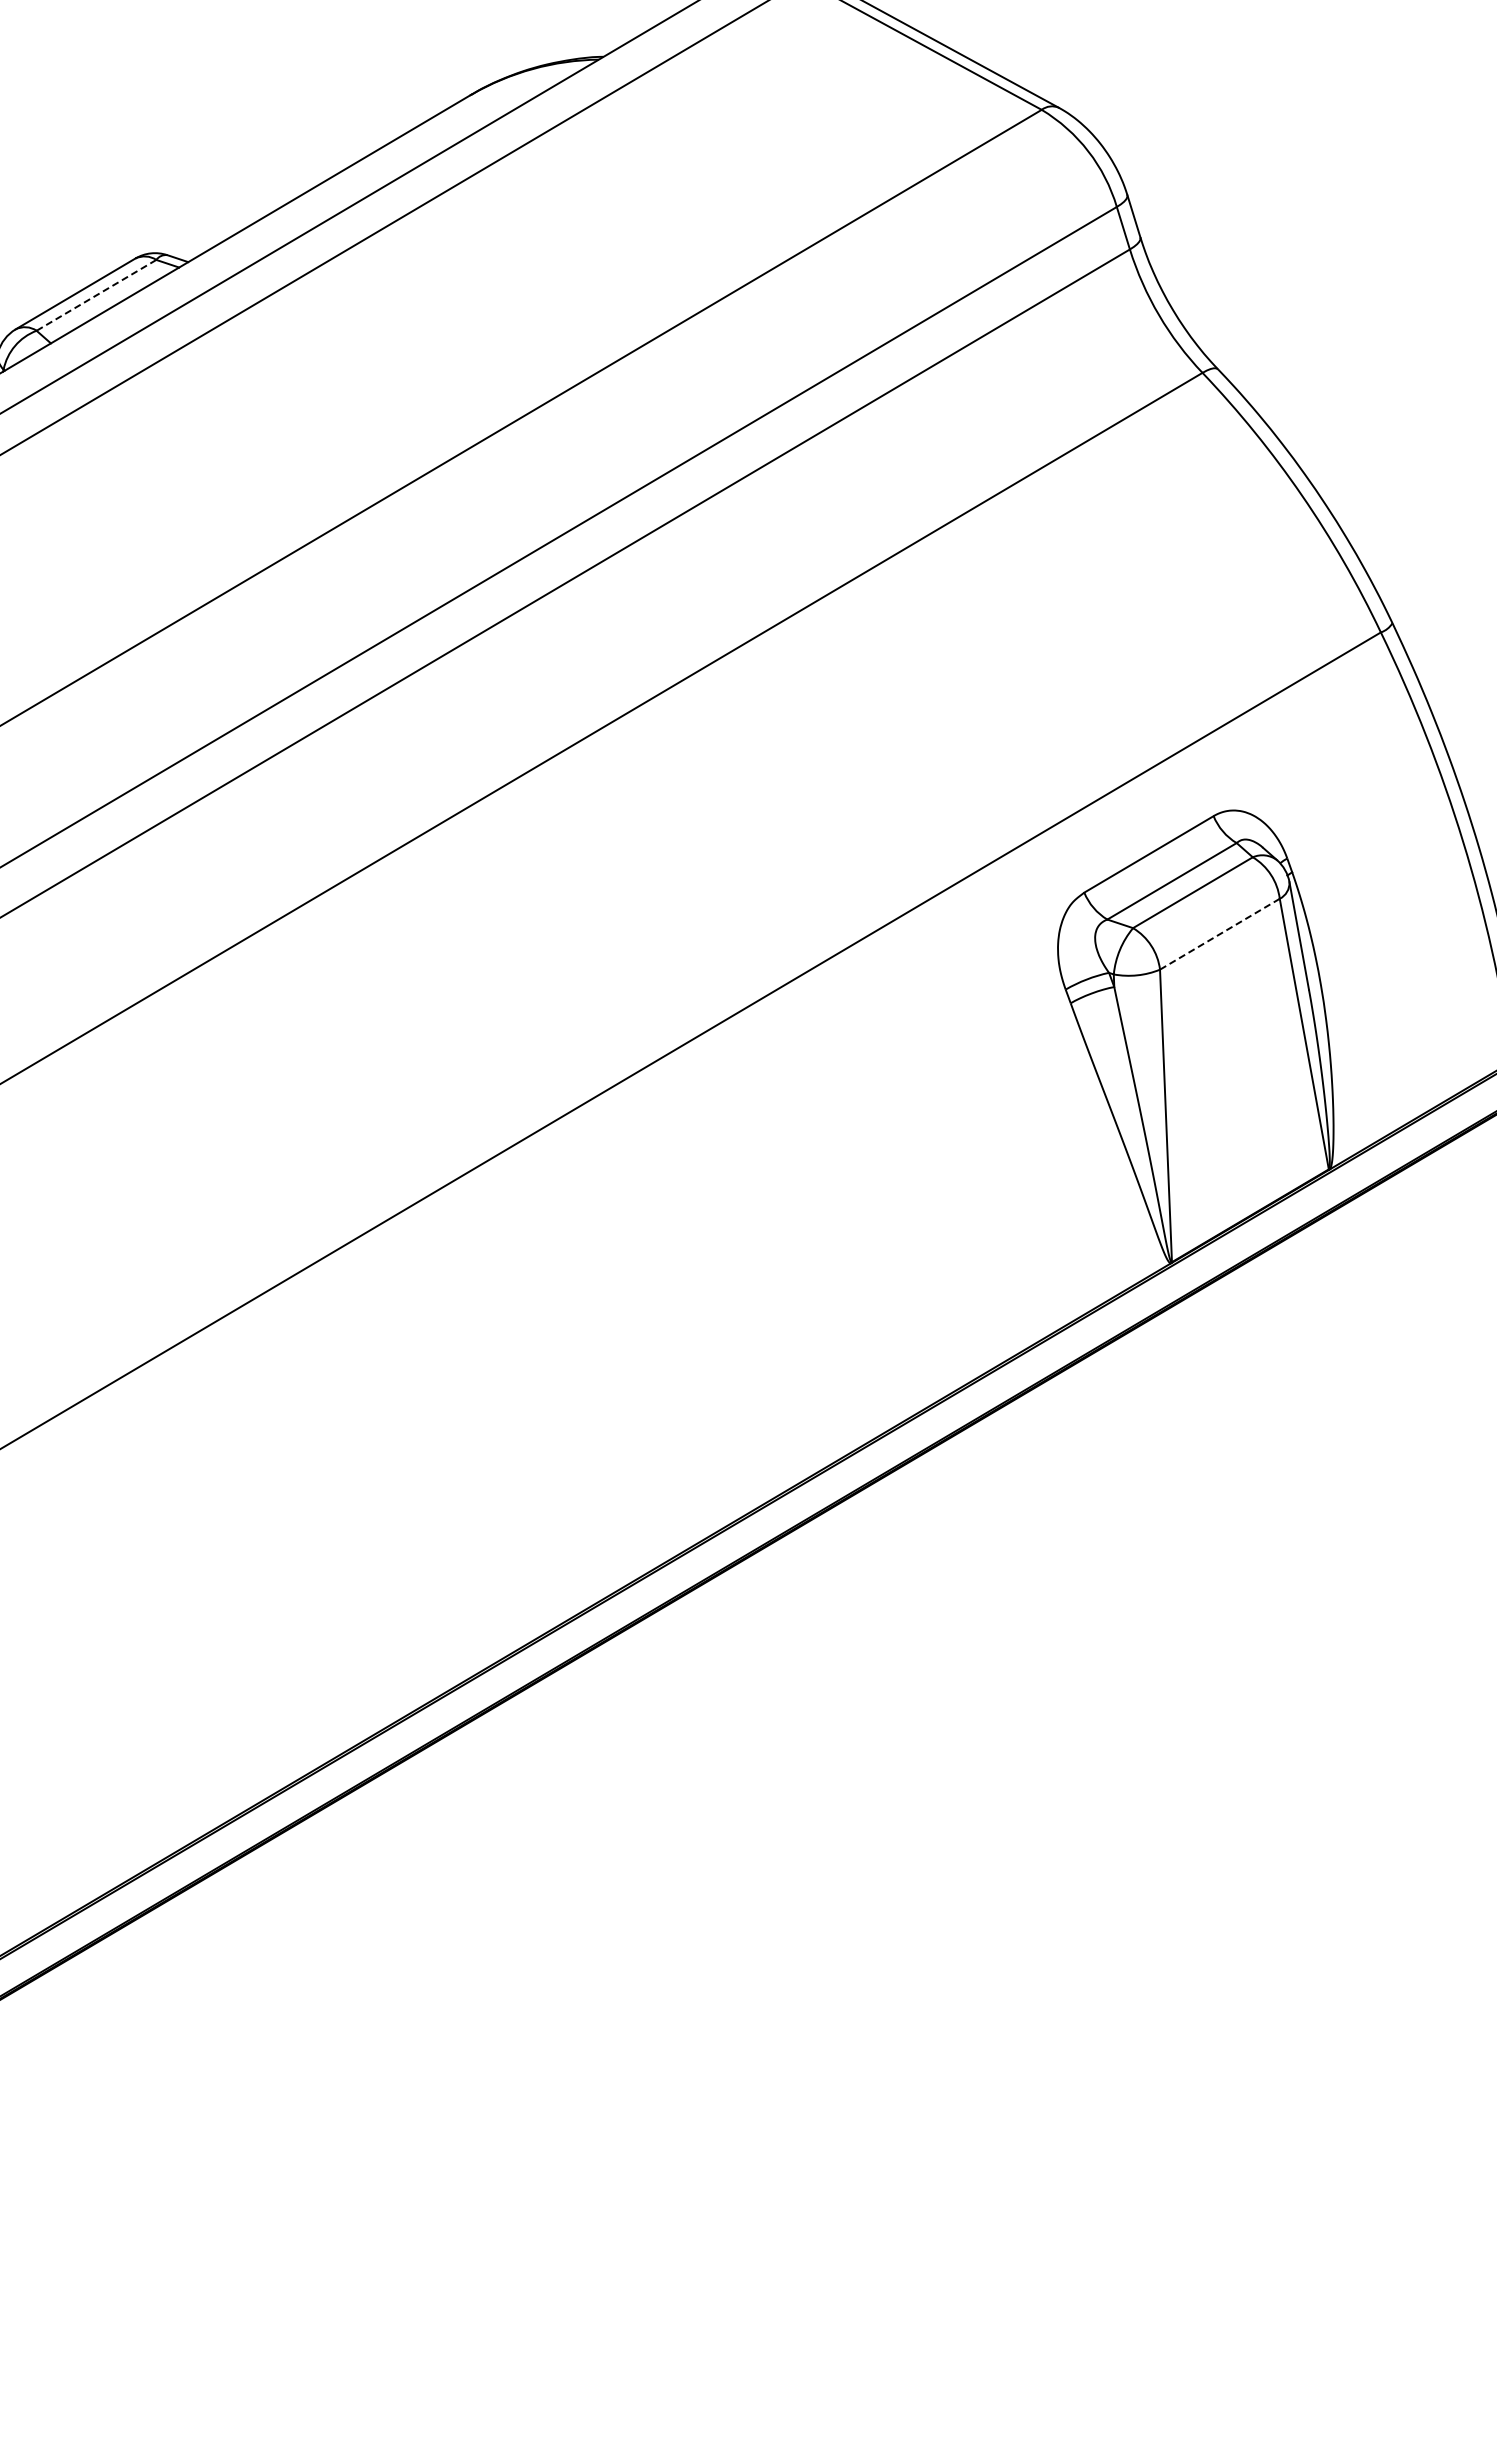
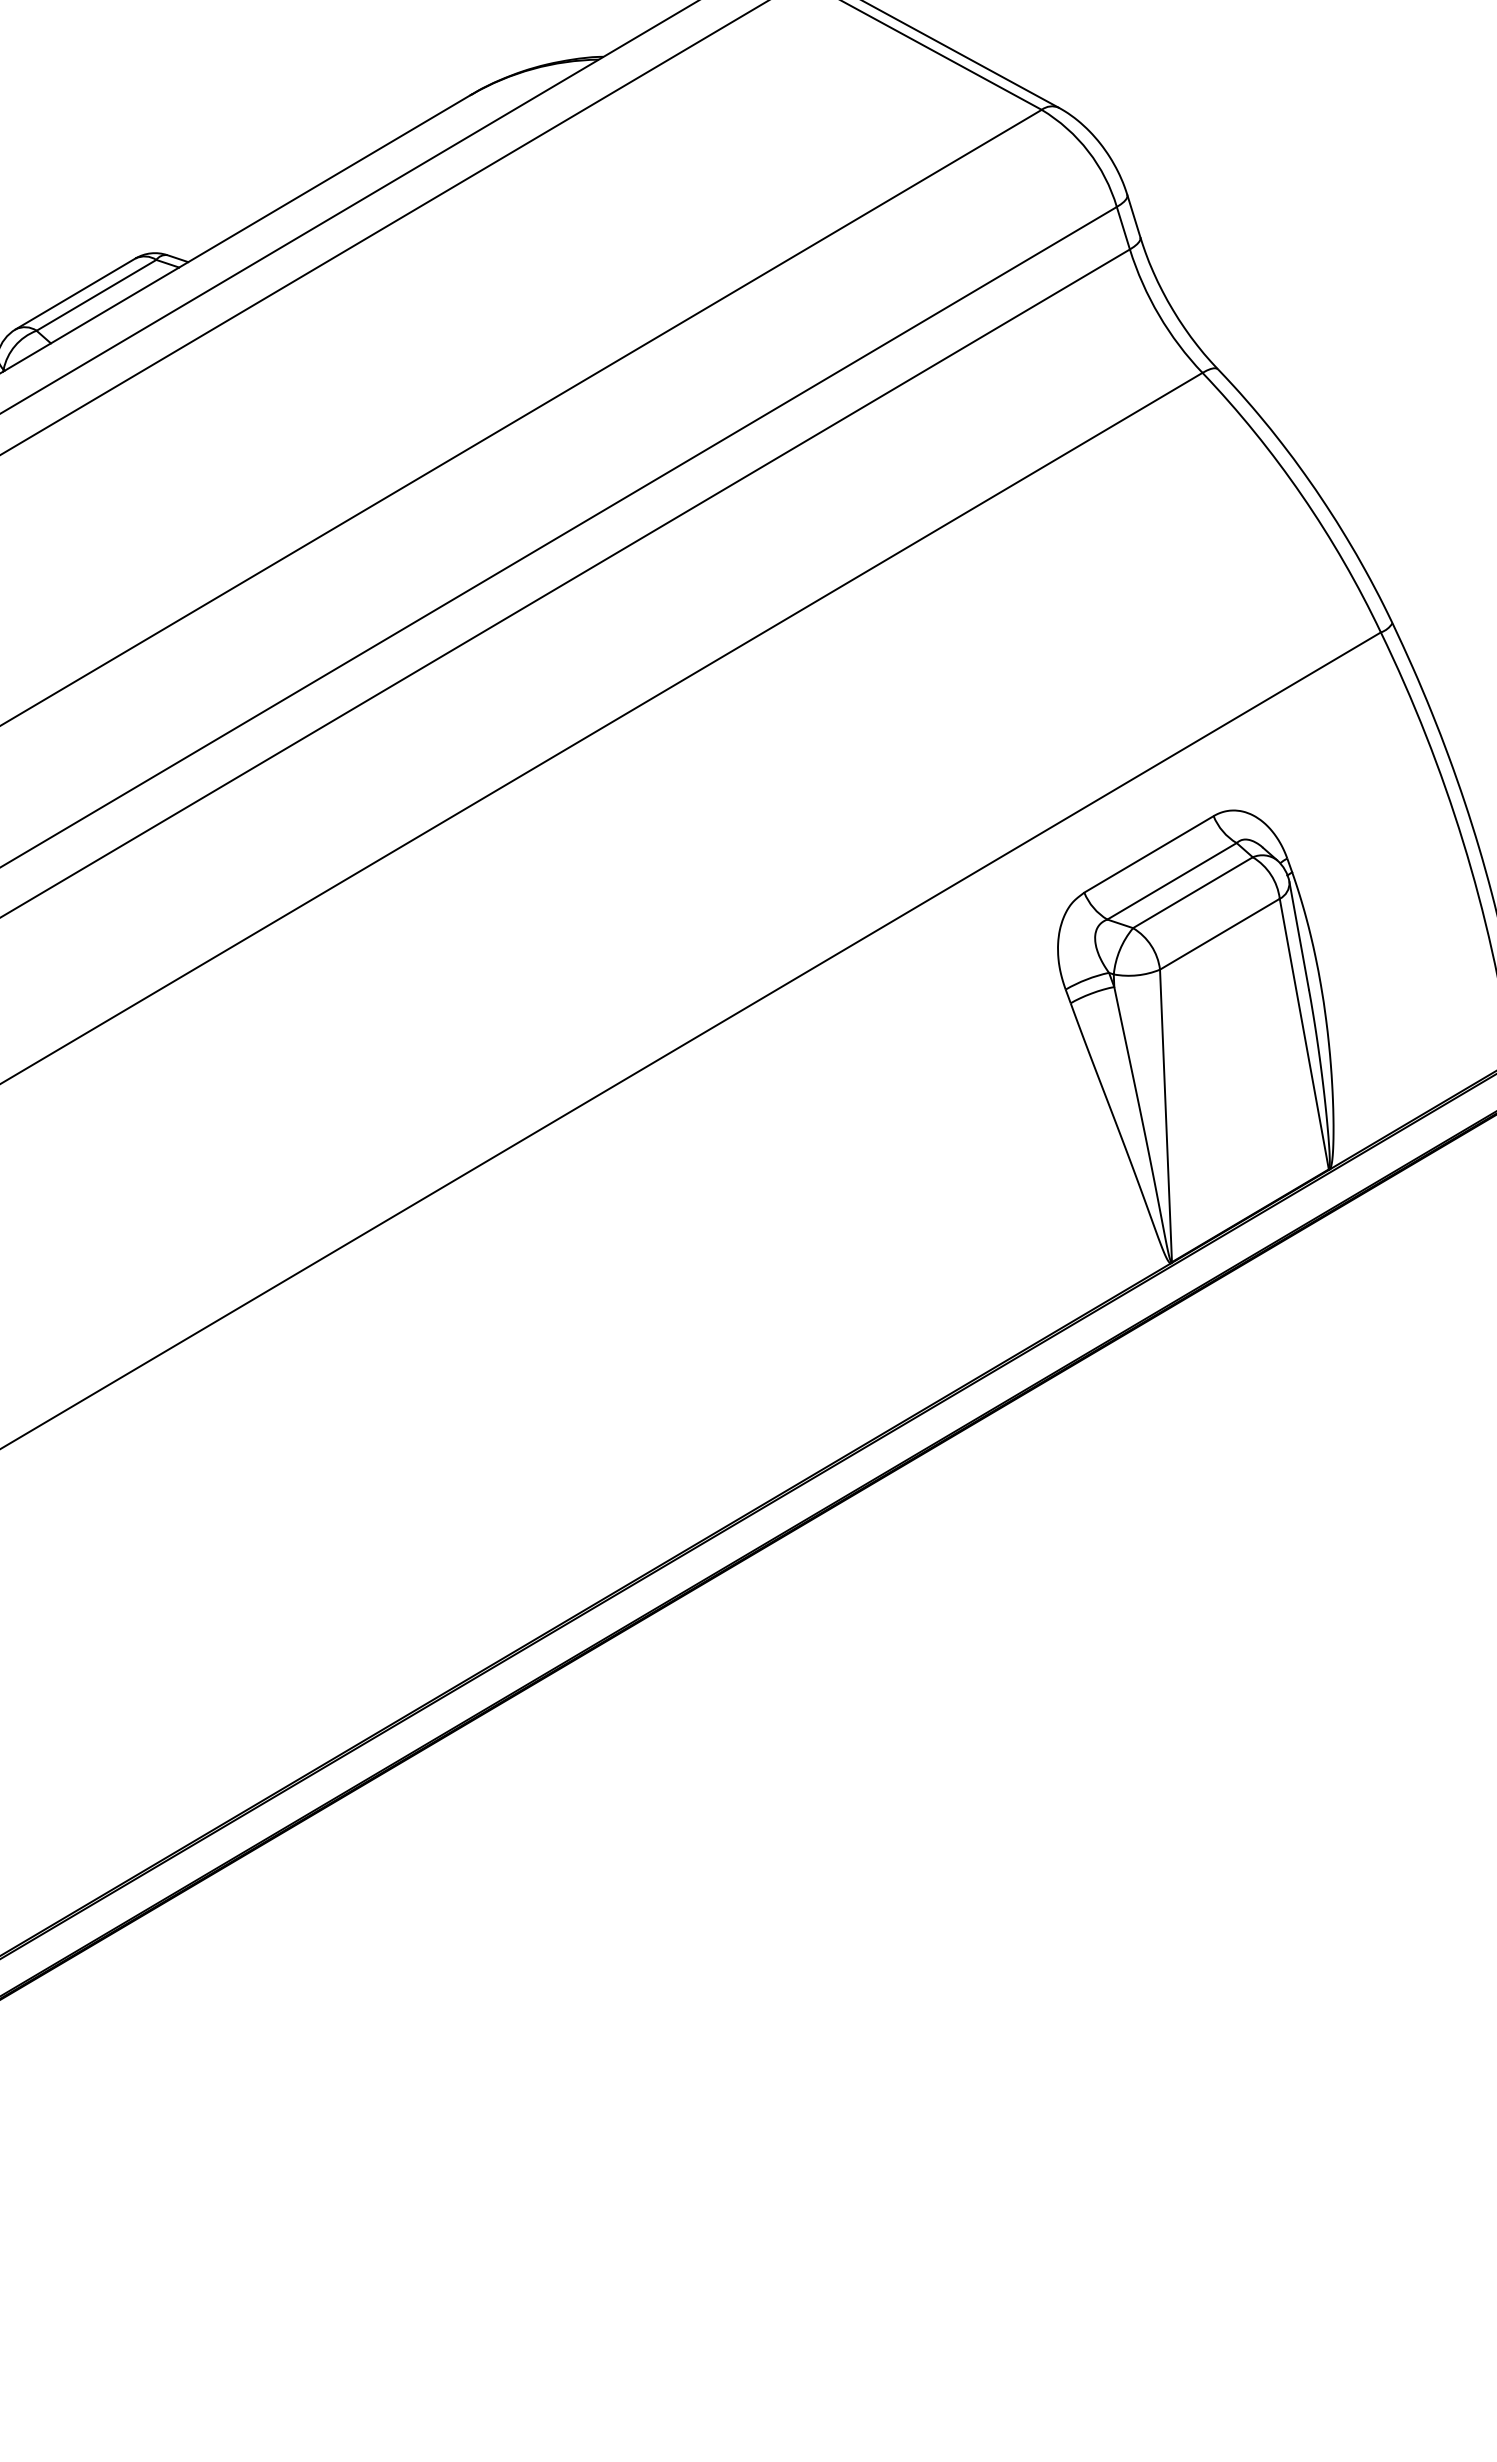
line: dashed -> solid (96, 295)
line: dashed -> solid (1219, 934)
